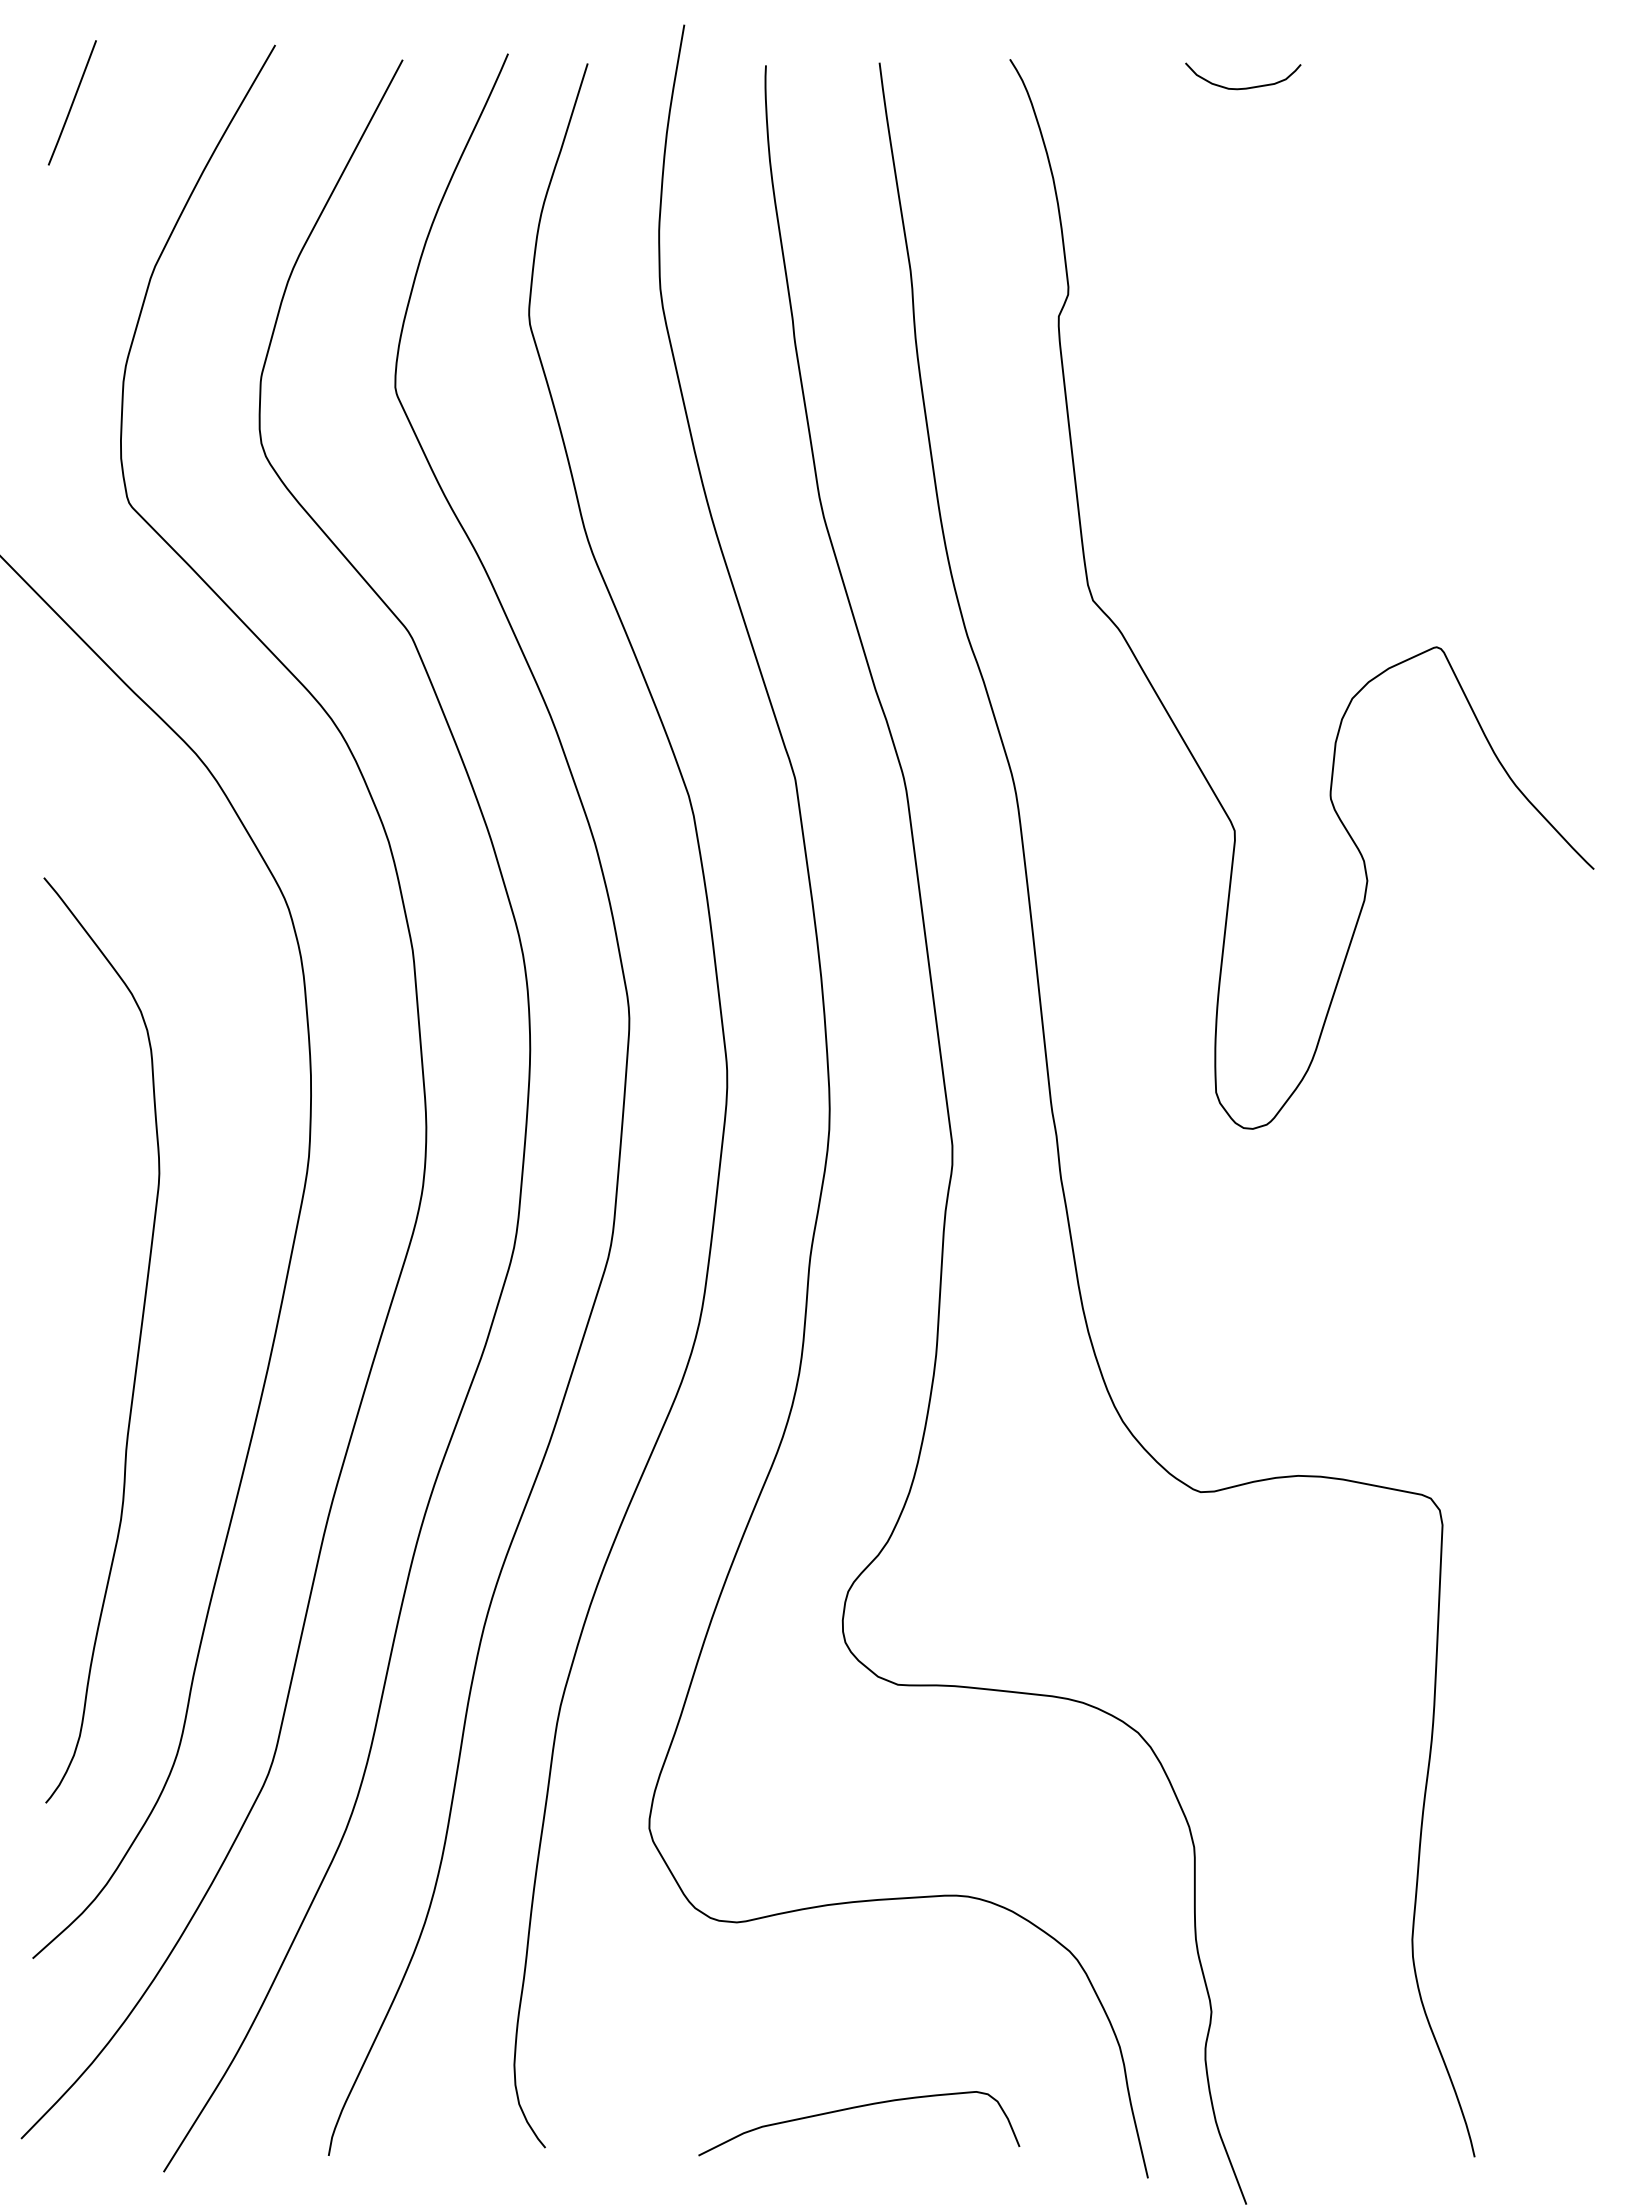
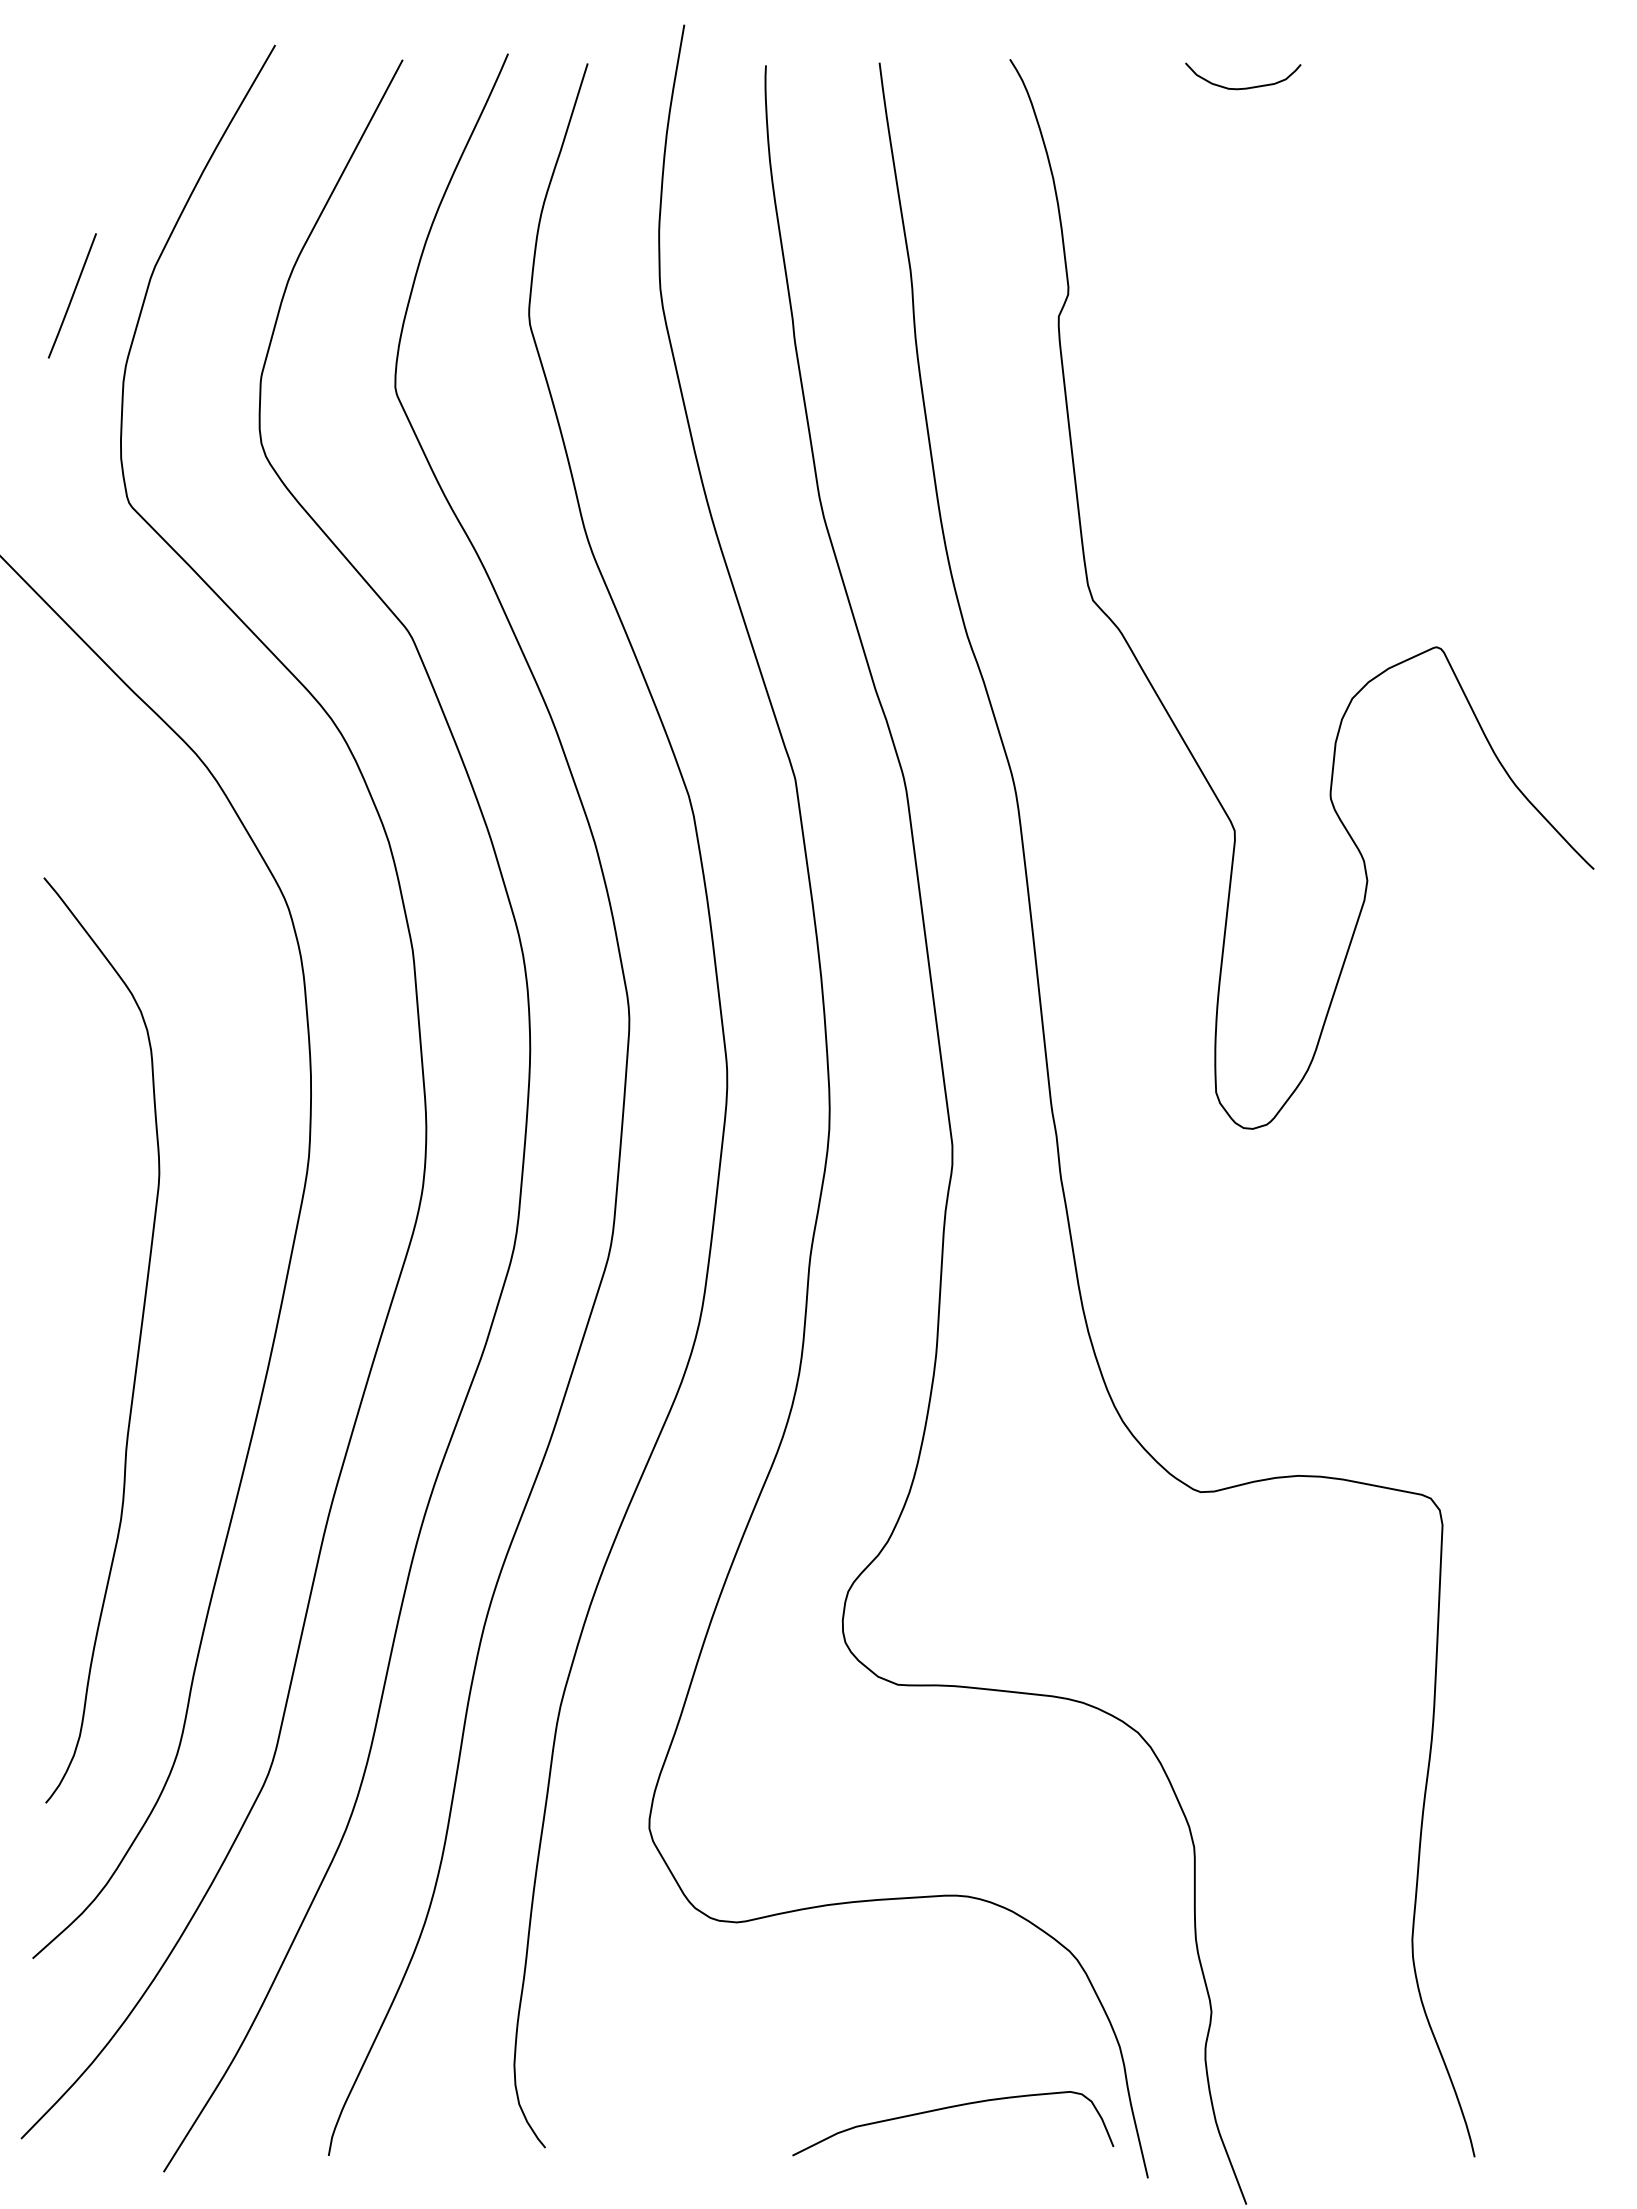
line position: (72, 102) -> (72, 295) (72, 295)
curve position: (855, 2108) -> (949, 2108) (949, 2108)
